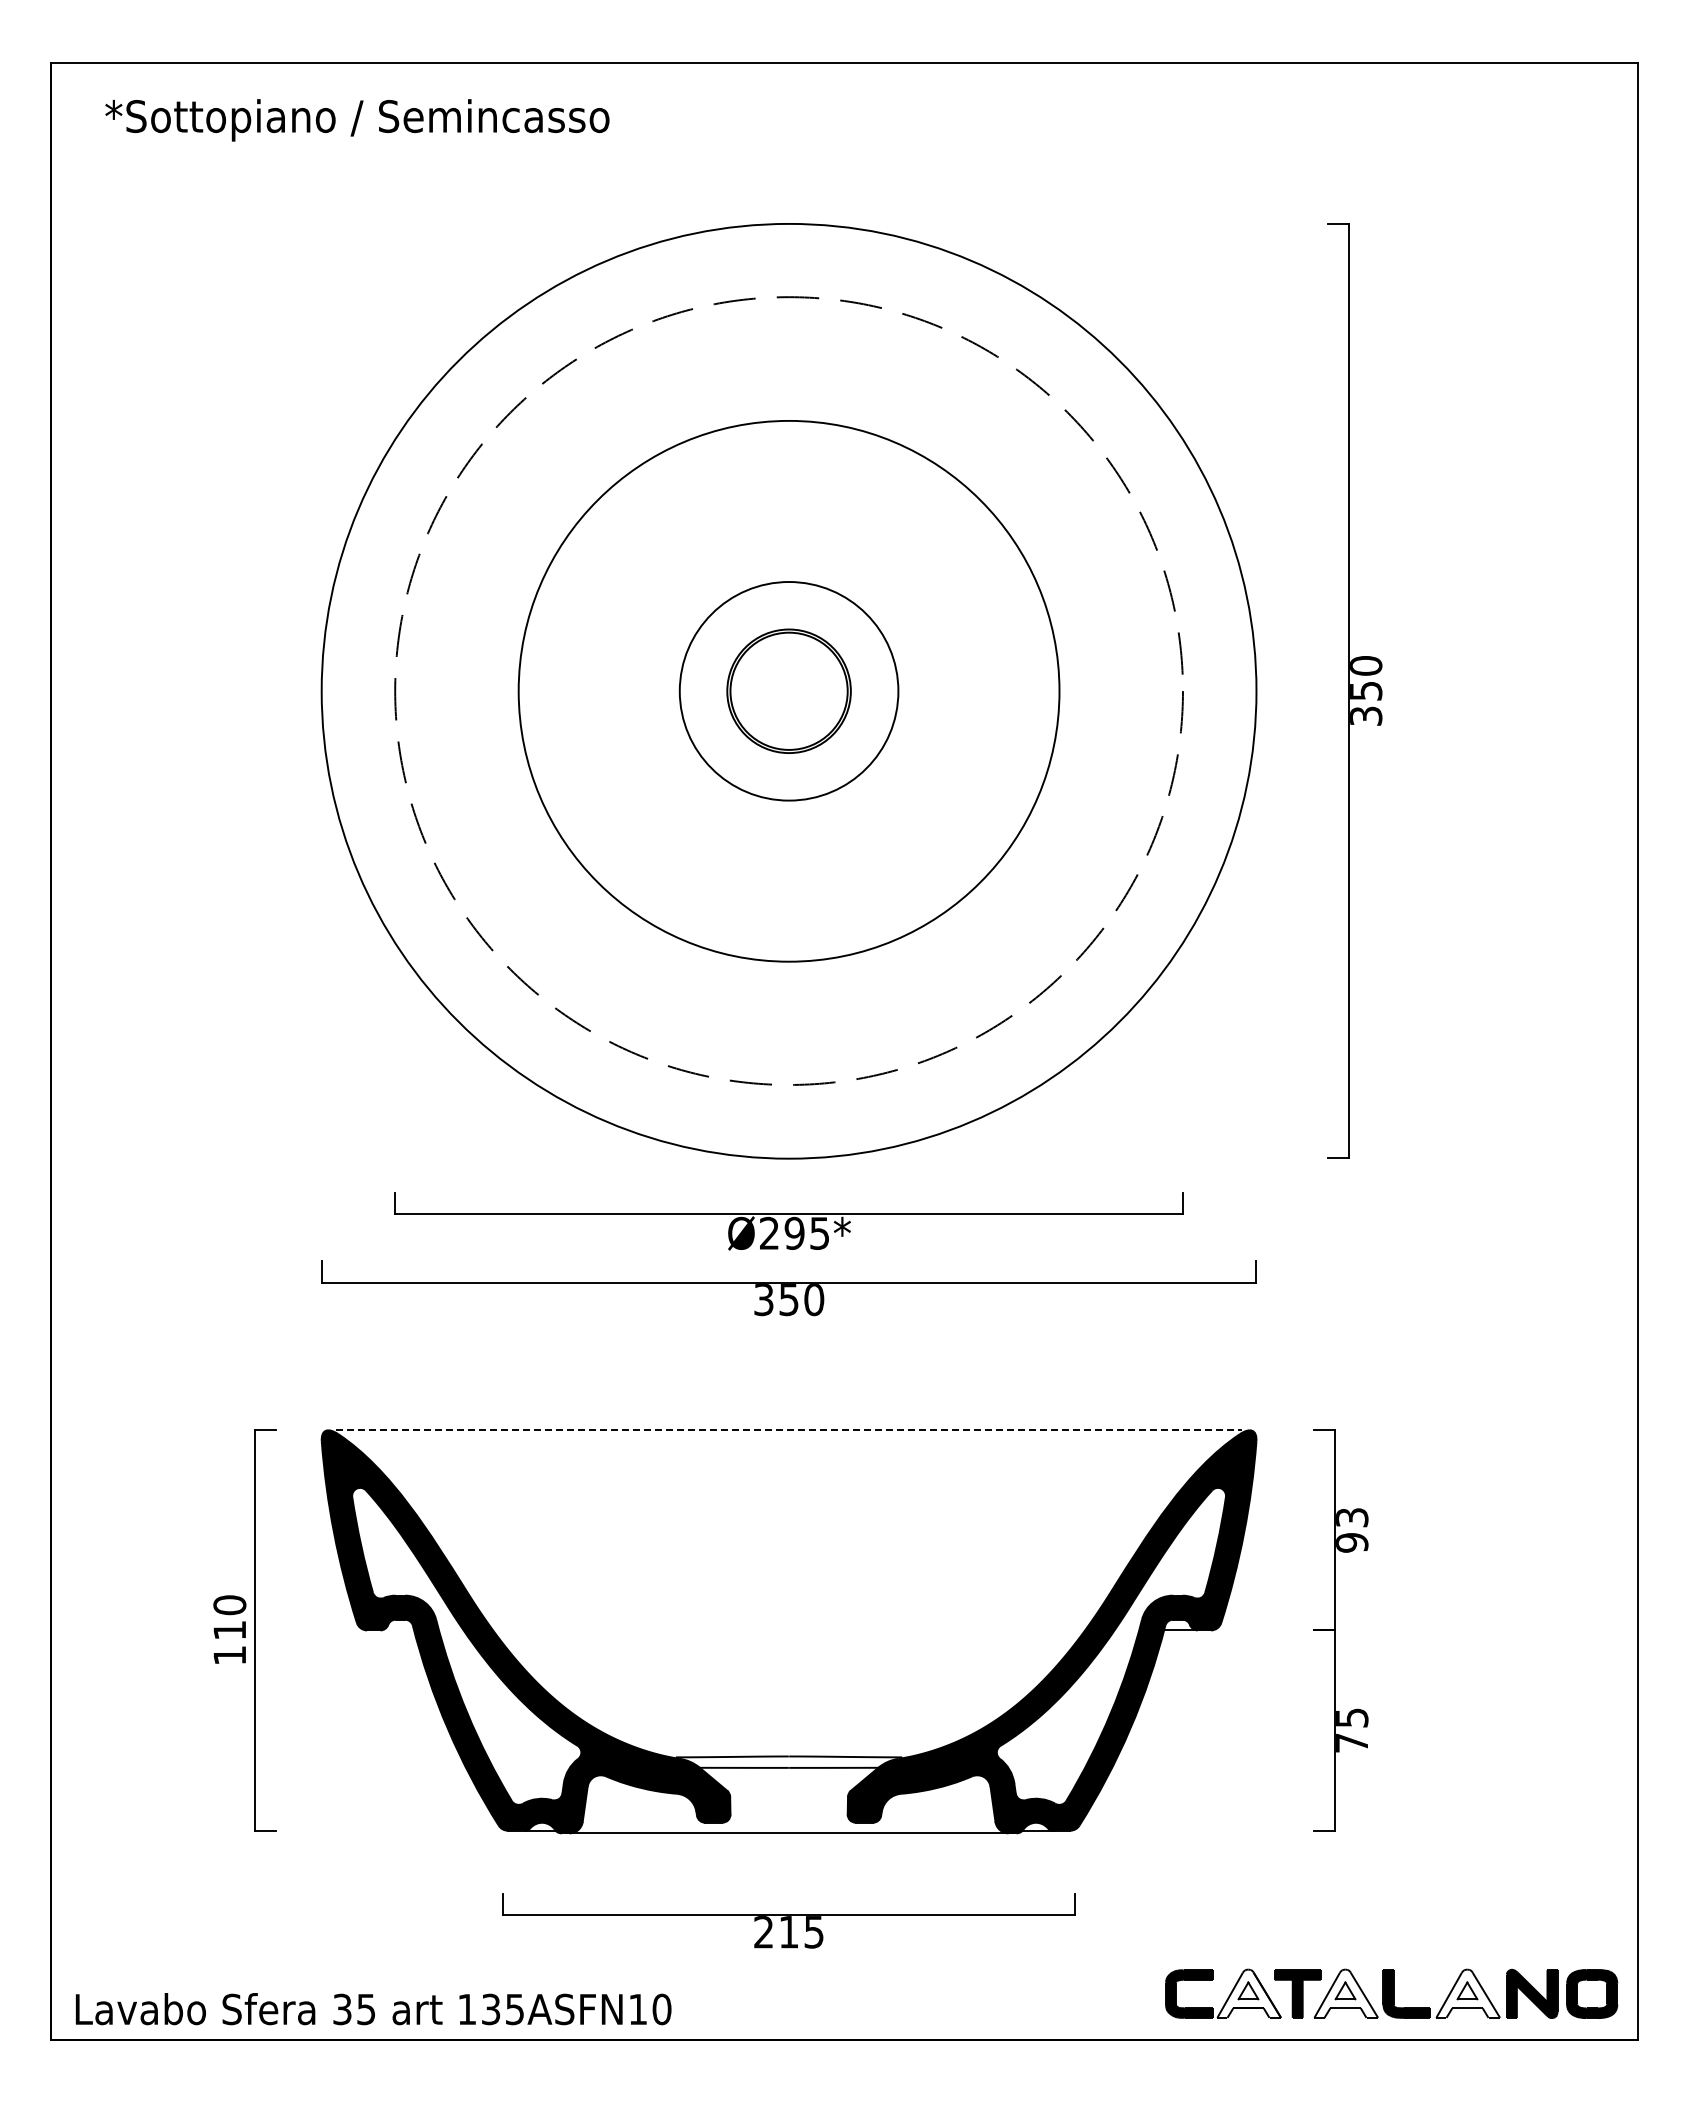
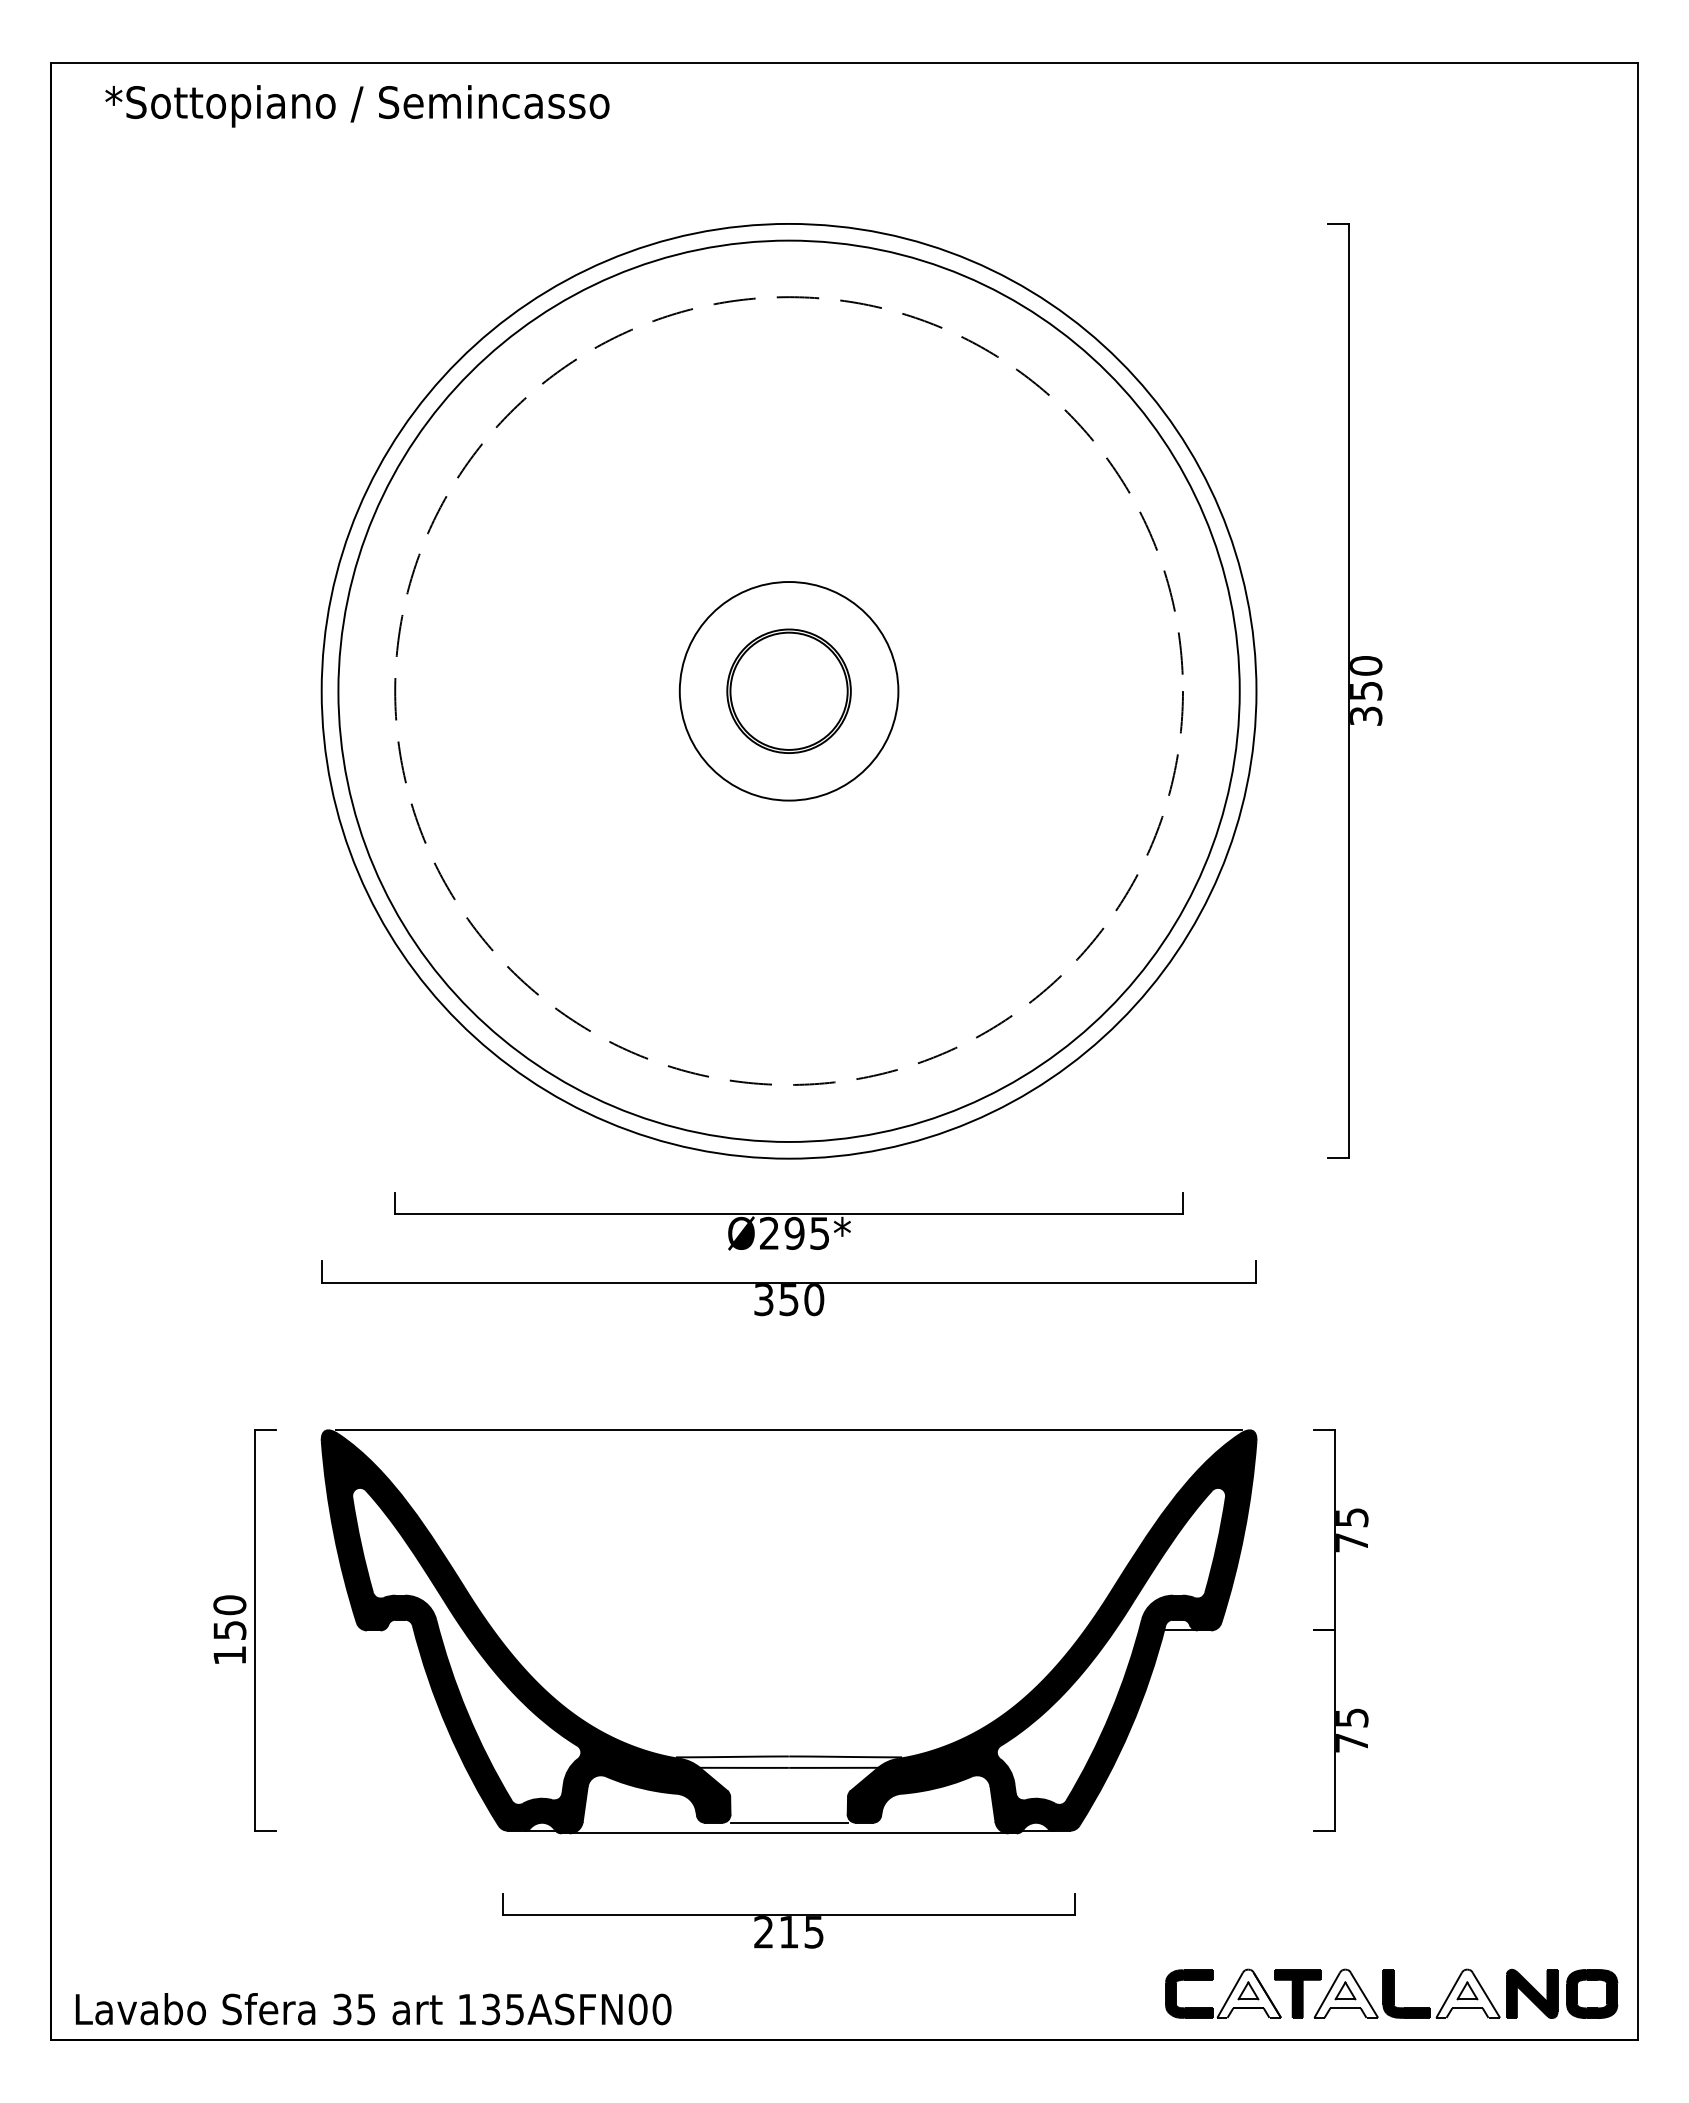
text position: (357, 120) -> (357, 106) (357, 106)
circle diameter: 541 px -> 901 px (788, 690)
line: dashed -> solid (789, 1430)
text: 93 -> 75 (1352, 1530)
text: 110 -> 150 (229, 1630)
line: none -> present (788, 1822)
text: 135ASFN10 -> 135ASFN00 (637, 2009)
